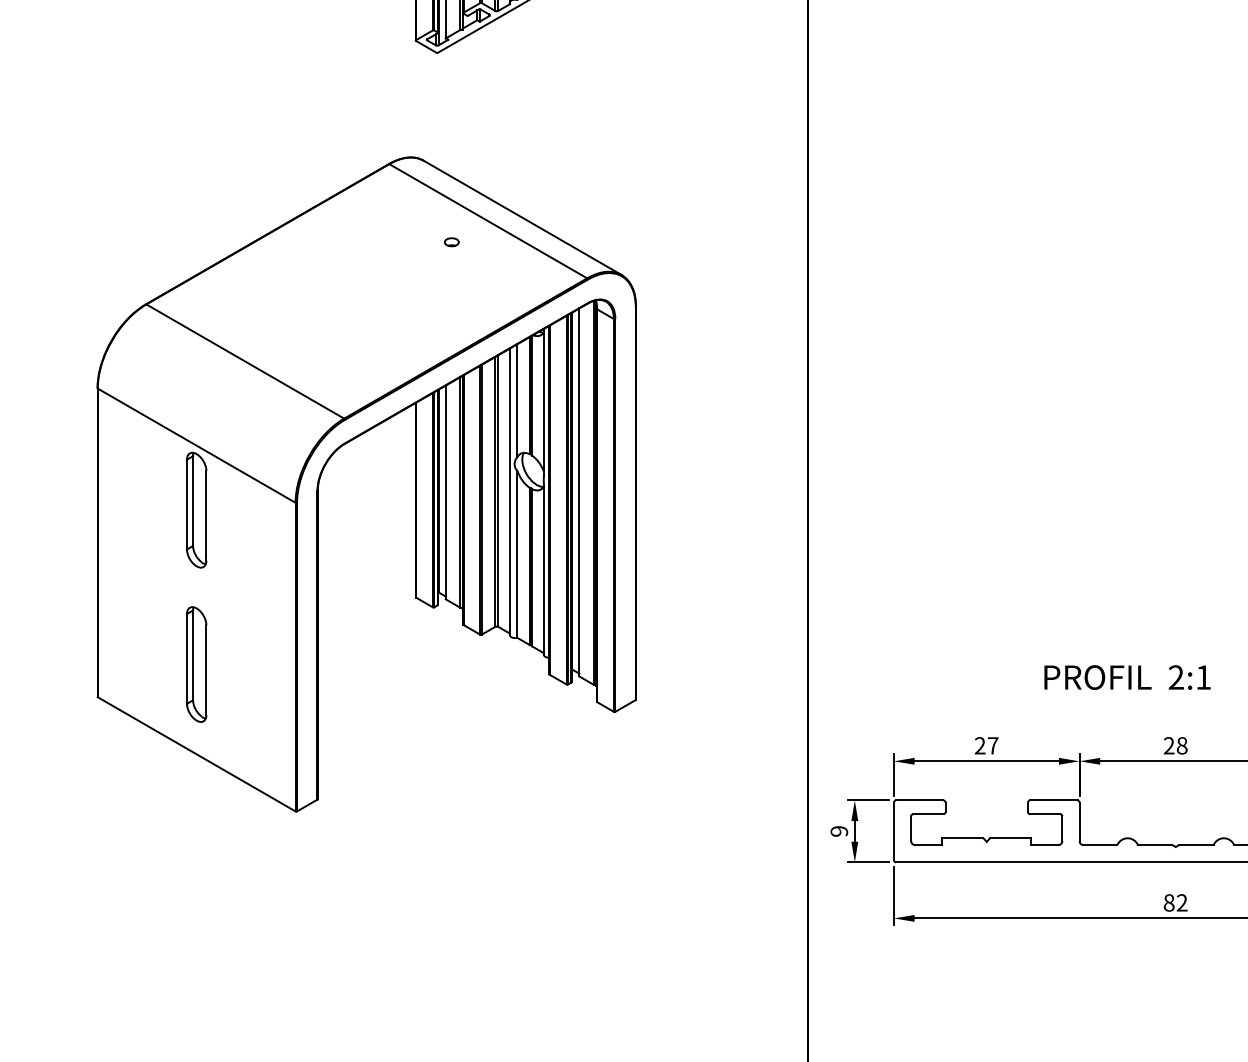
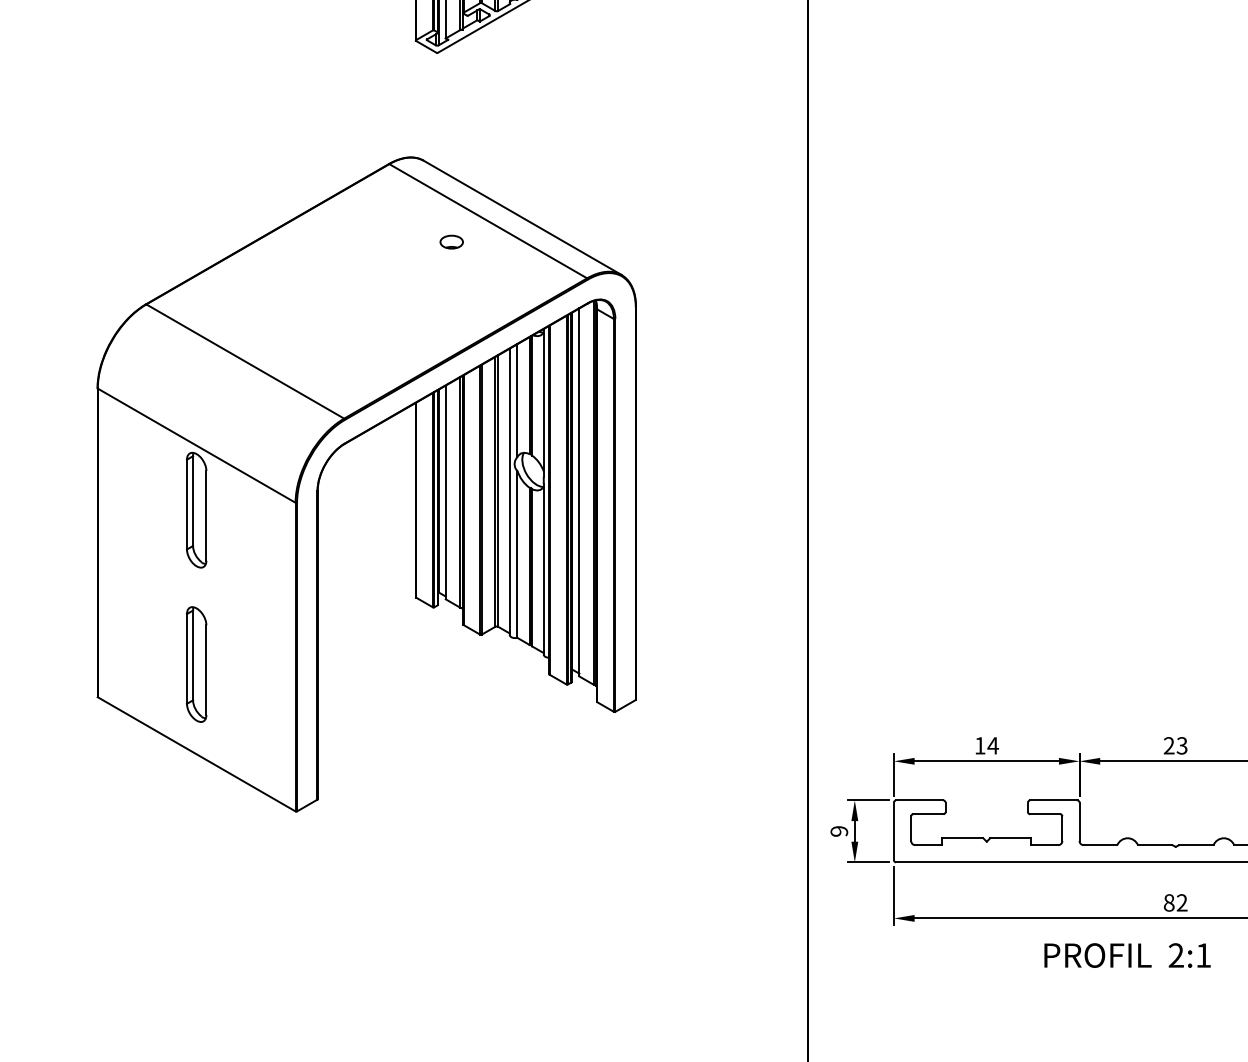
part size: 16x11 px -> 25x16 px (451, 241)
text position: (1127, 677) -> (1127, 955) (1127, 955)
text: 27 -> 14 (986, 745)
text: 28 -> 23 (1181, 745)
